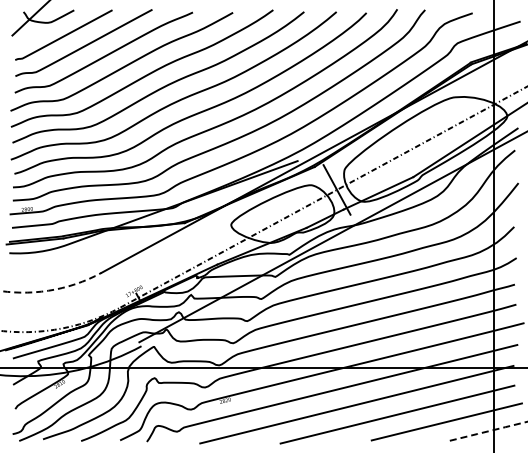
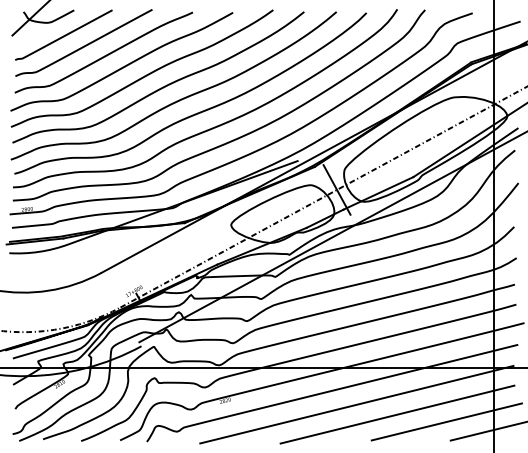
arc: dashed -> solid (54, 289)
line: dashed -> solid (489, 431)
